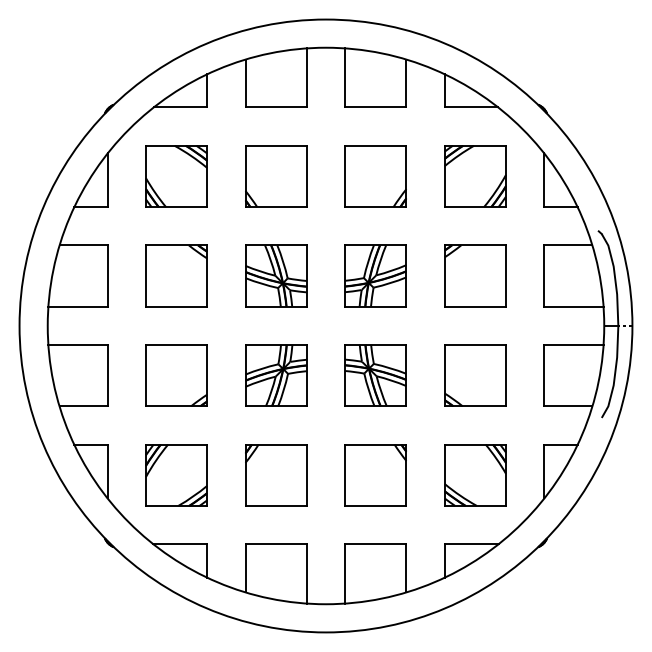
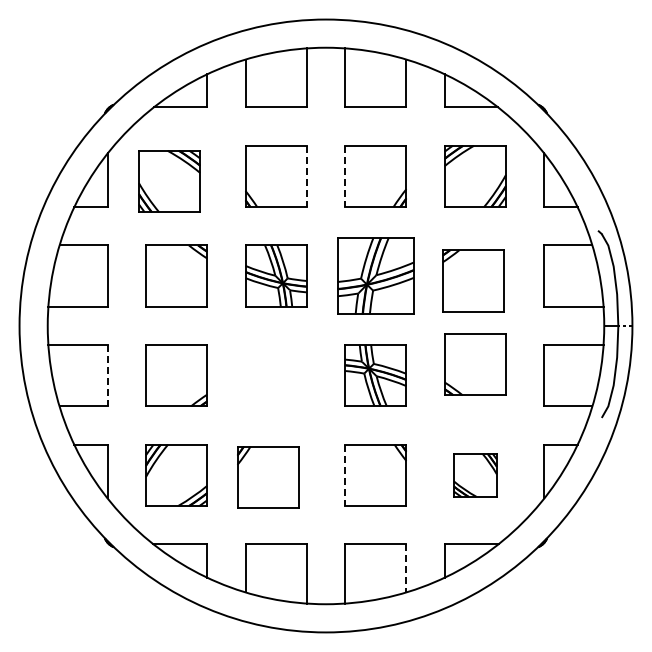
part position: (176, 176) -> (169, 181) (169, 181)
line: solid -> dashed (306, 176)
line: solid -> dashed (345, 176)
part size: 63x64 px -> 78x78 px (375, 275)
part position: (475, 275) -> (473, 280) (473, 280)
line: solid -> dashed (107, 375)
part: present -> none (276, 375)
part position: (475, 375) -> (475, 364) (475, 364)
part position: (276, 475) -> (268, 477) (268, 477)
line: solid -> dashed (345, 475)
part size: 63x63 px -> 45x45 px (475, 475)
line: solid -> dashed (406, 568)
